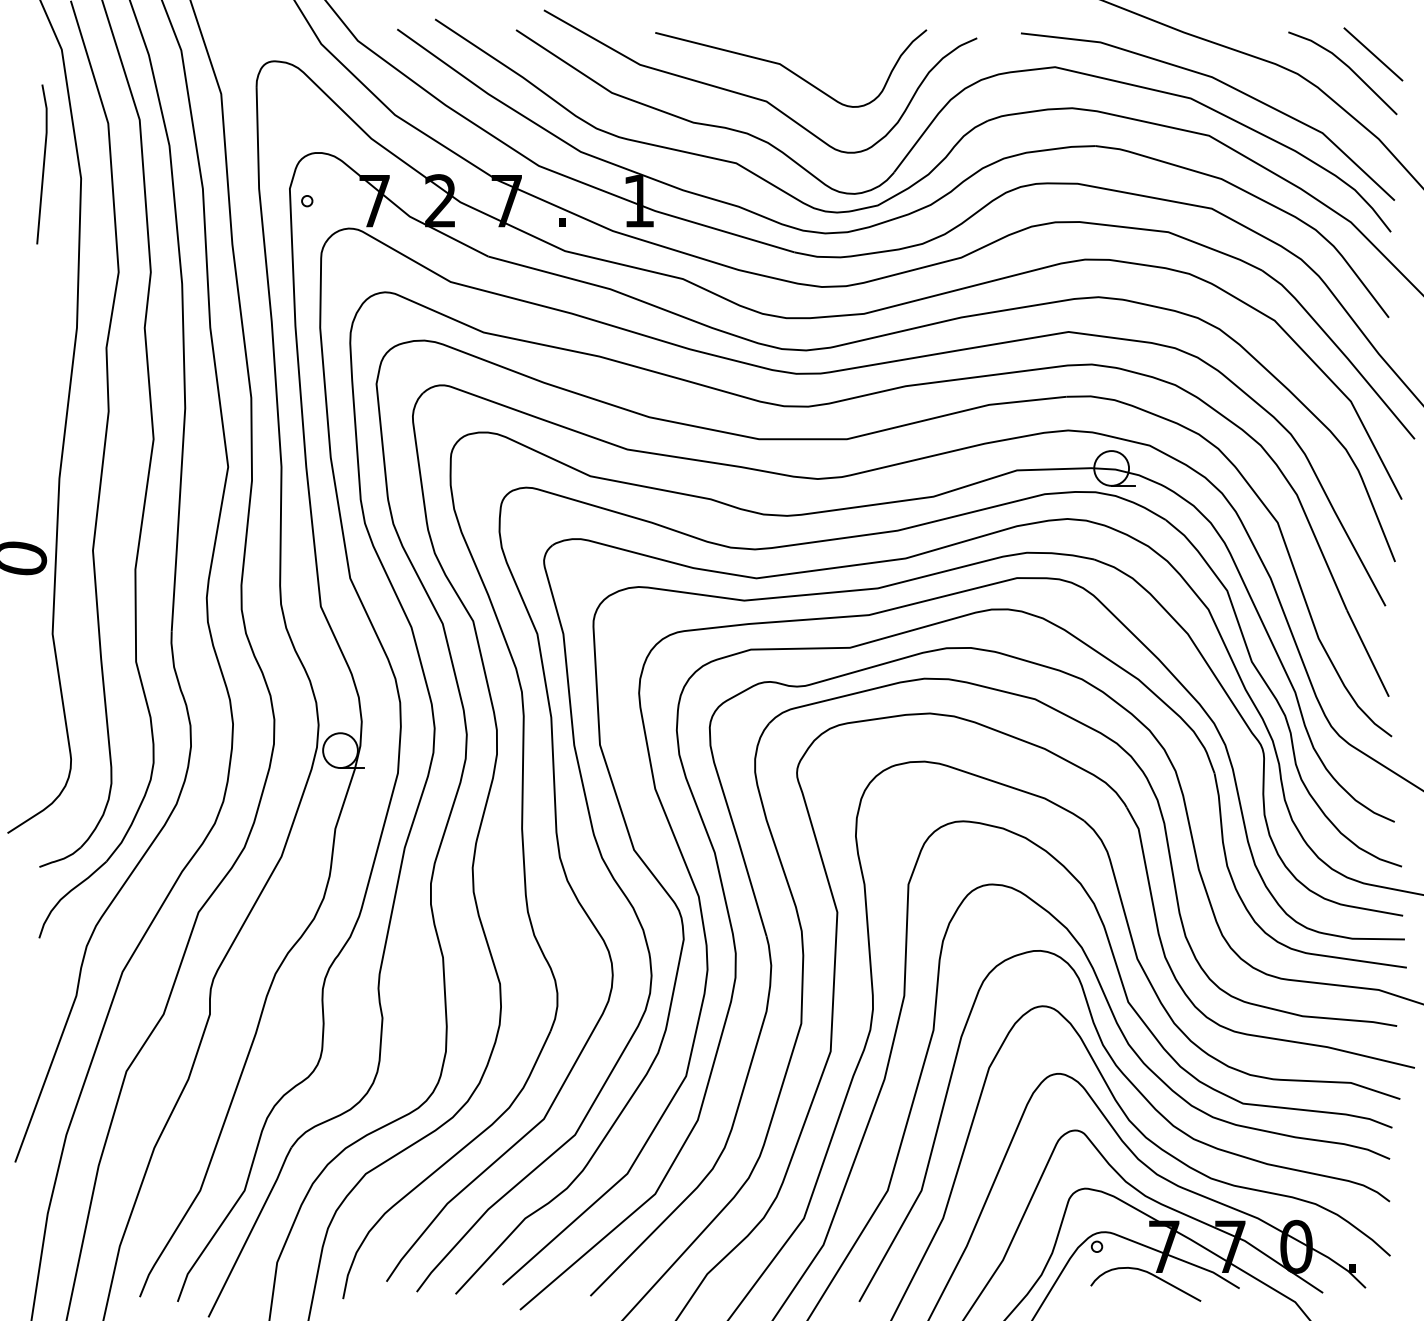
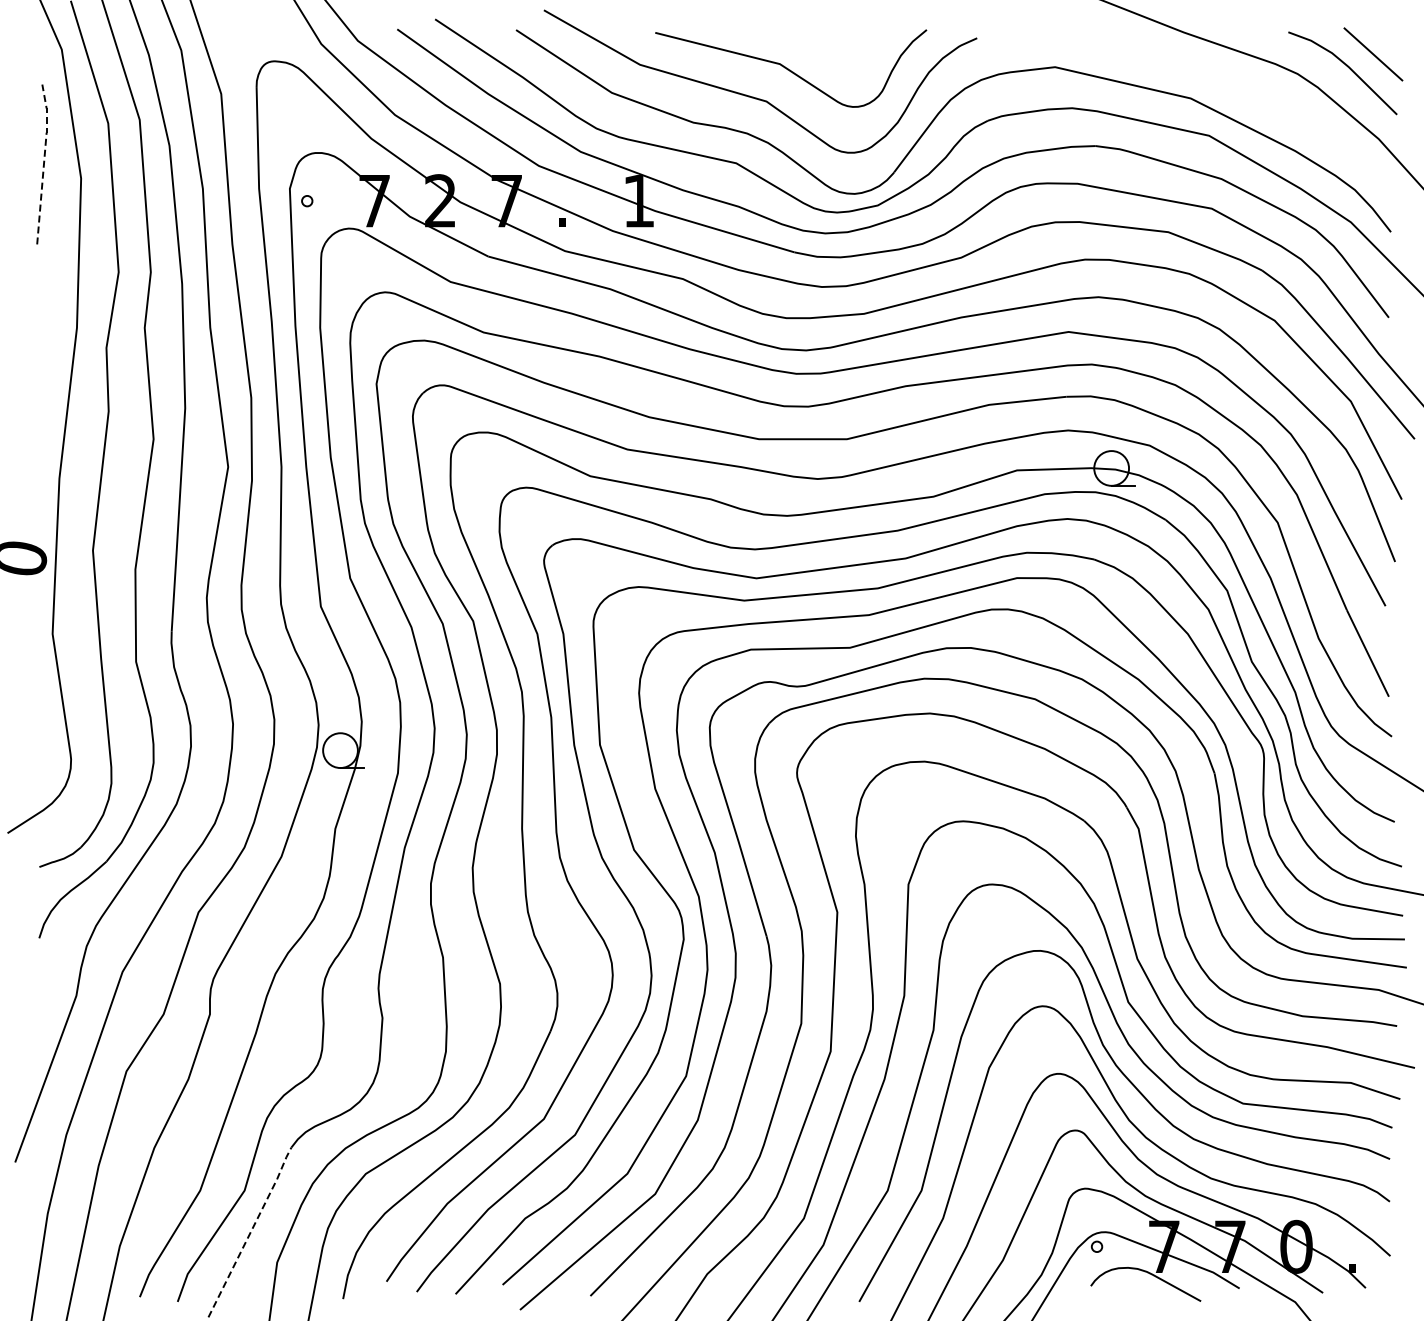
line: present -> none (1224, 84)
line: solid -> dashed (44, 162)
line: solid -> dashed (251, 1231)
